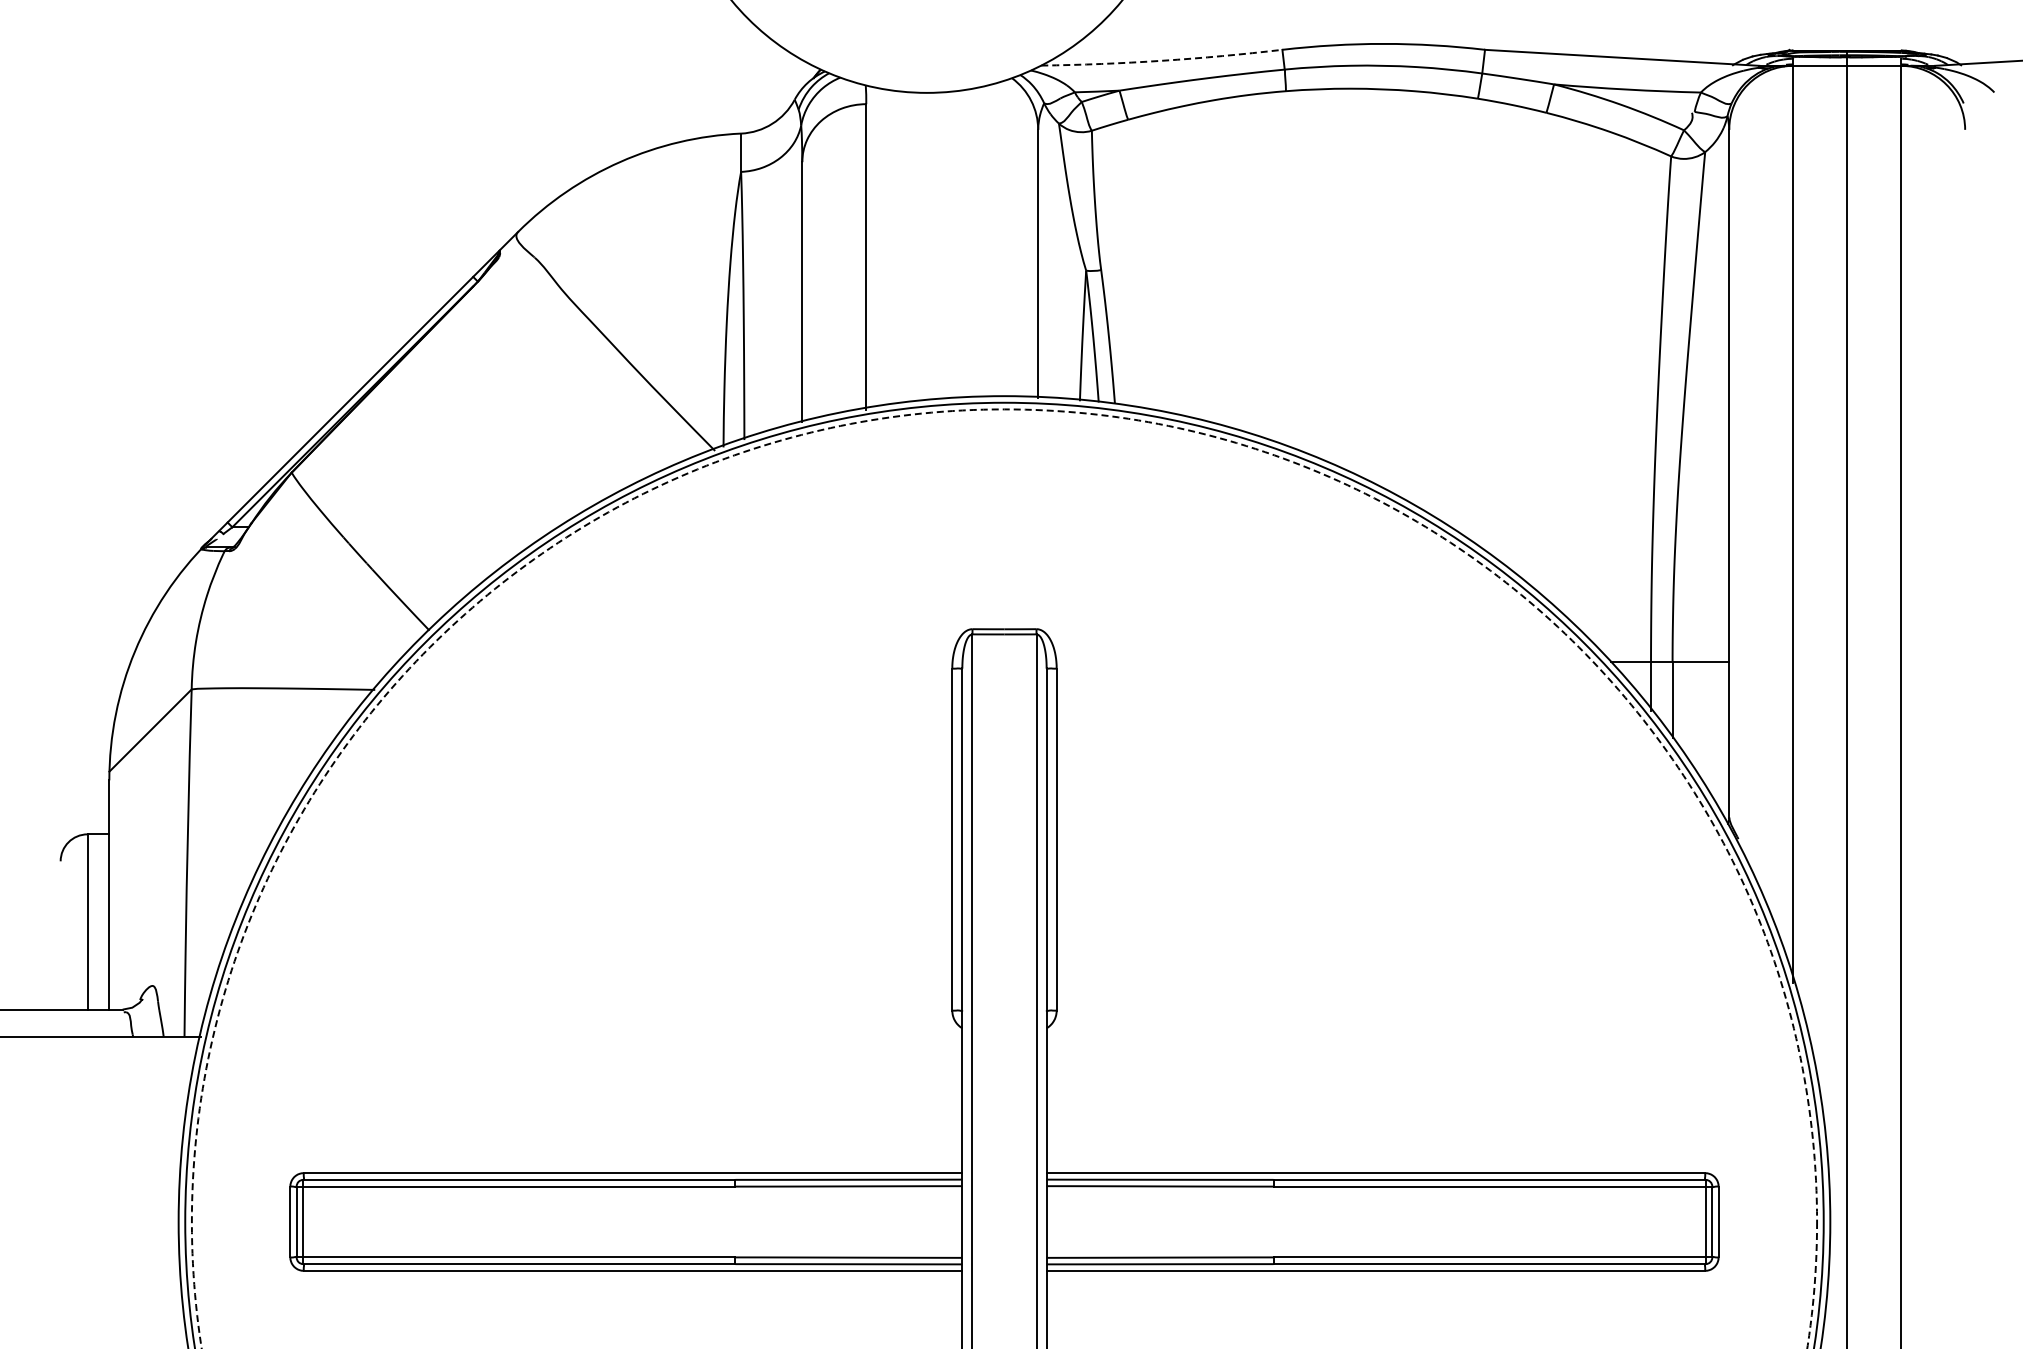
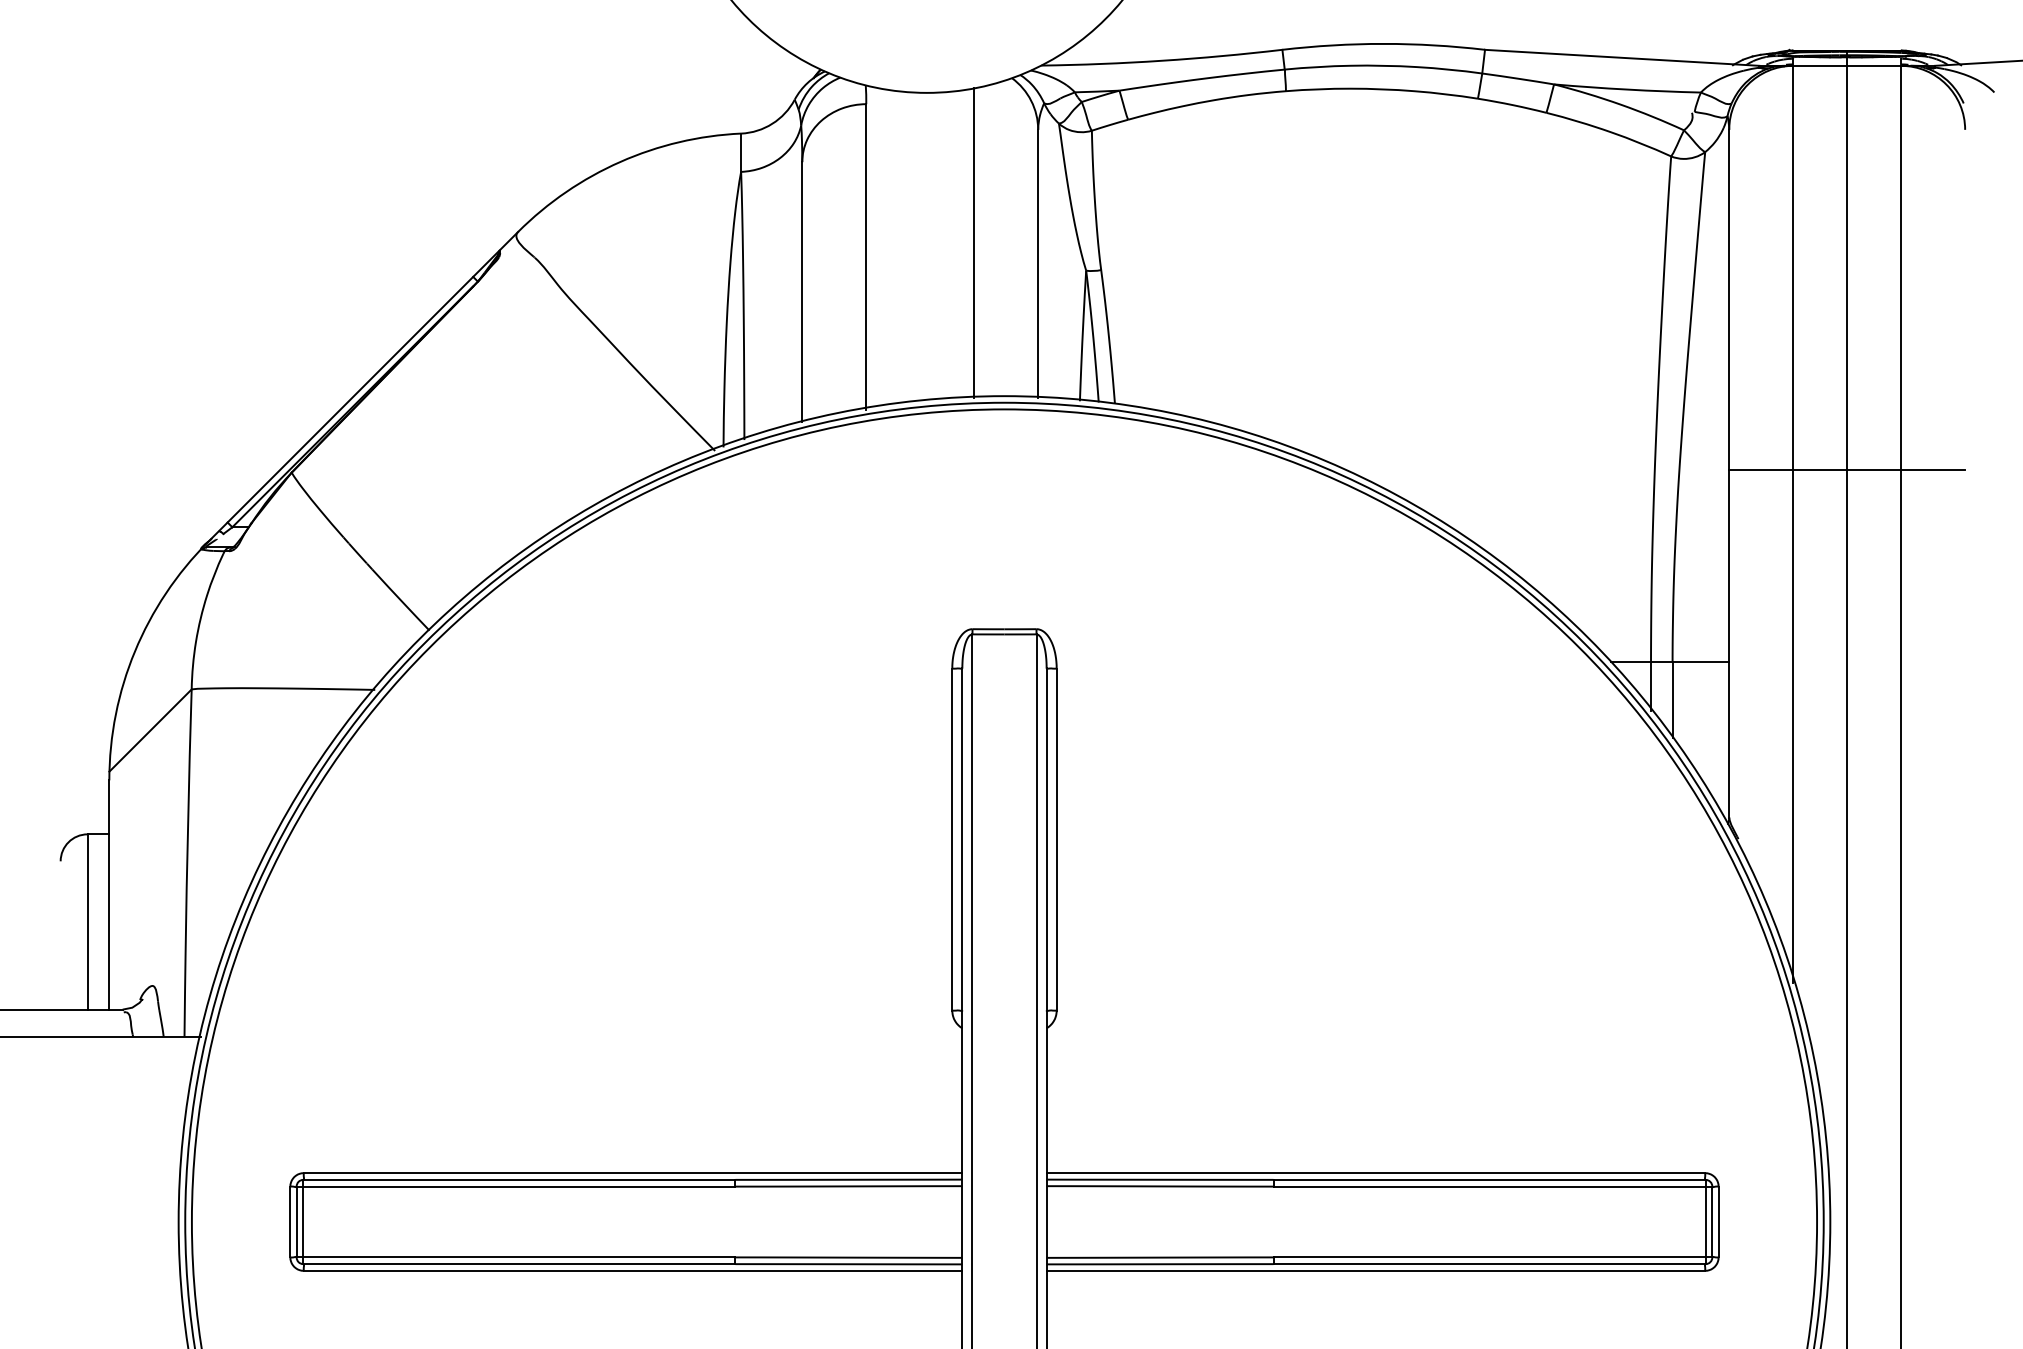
arc: dashed -> solid (1162, 60)
line: none -> present (974, 243)
line: none -> present (1847, 470)
circle: dashed -> solid (1004, 878)
